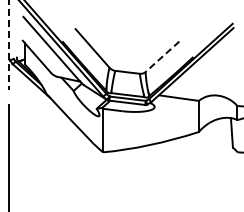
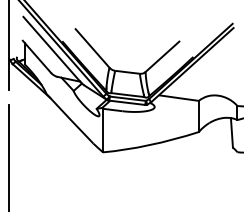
line: dashed -> solid (8, 45)
line: dashed -> solid (162, 56)
